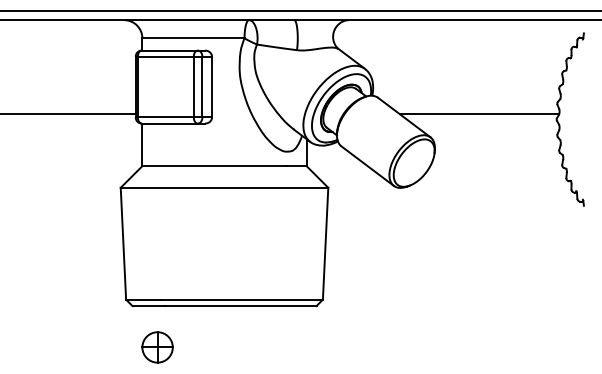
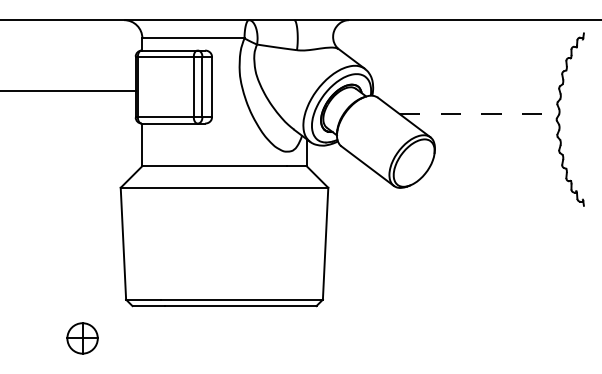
line: present -> none (300, 11)
line position: (68, 114) -> (68, 91) (68, 91)
line: solid -> dashed (480, 114)
part position: (157, 347) -> (82, 338) (82, 338)
